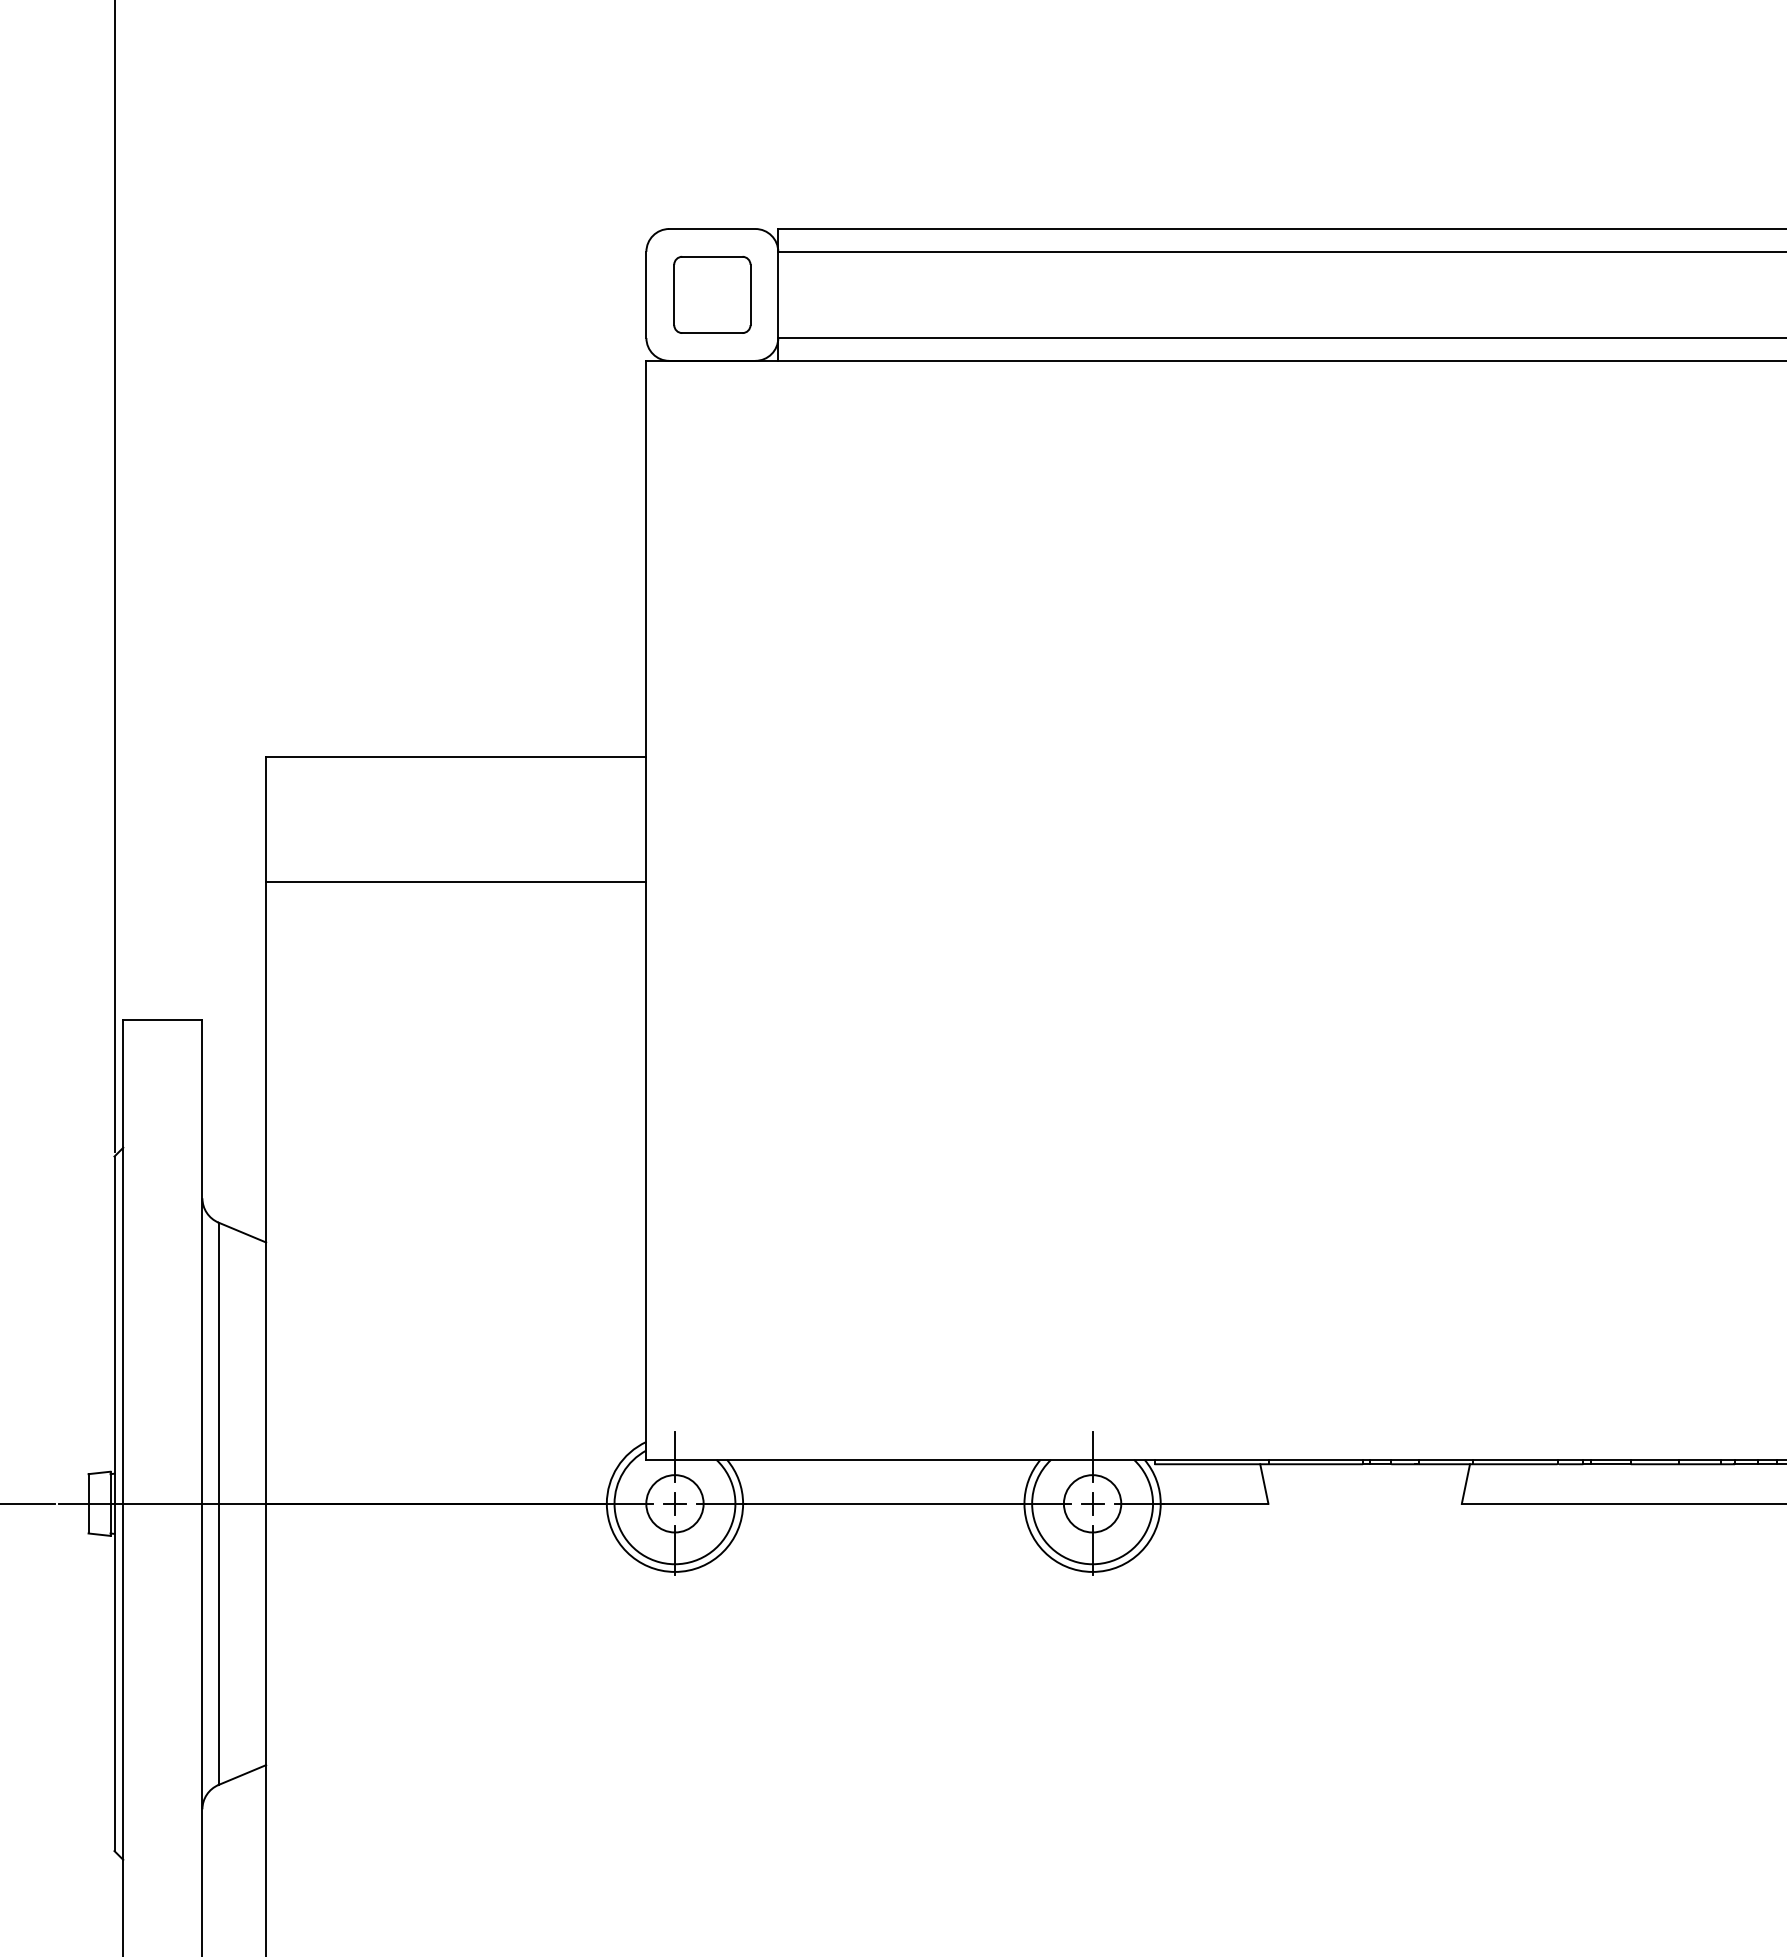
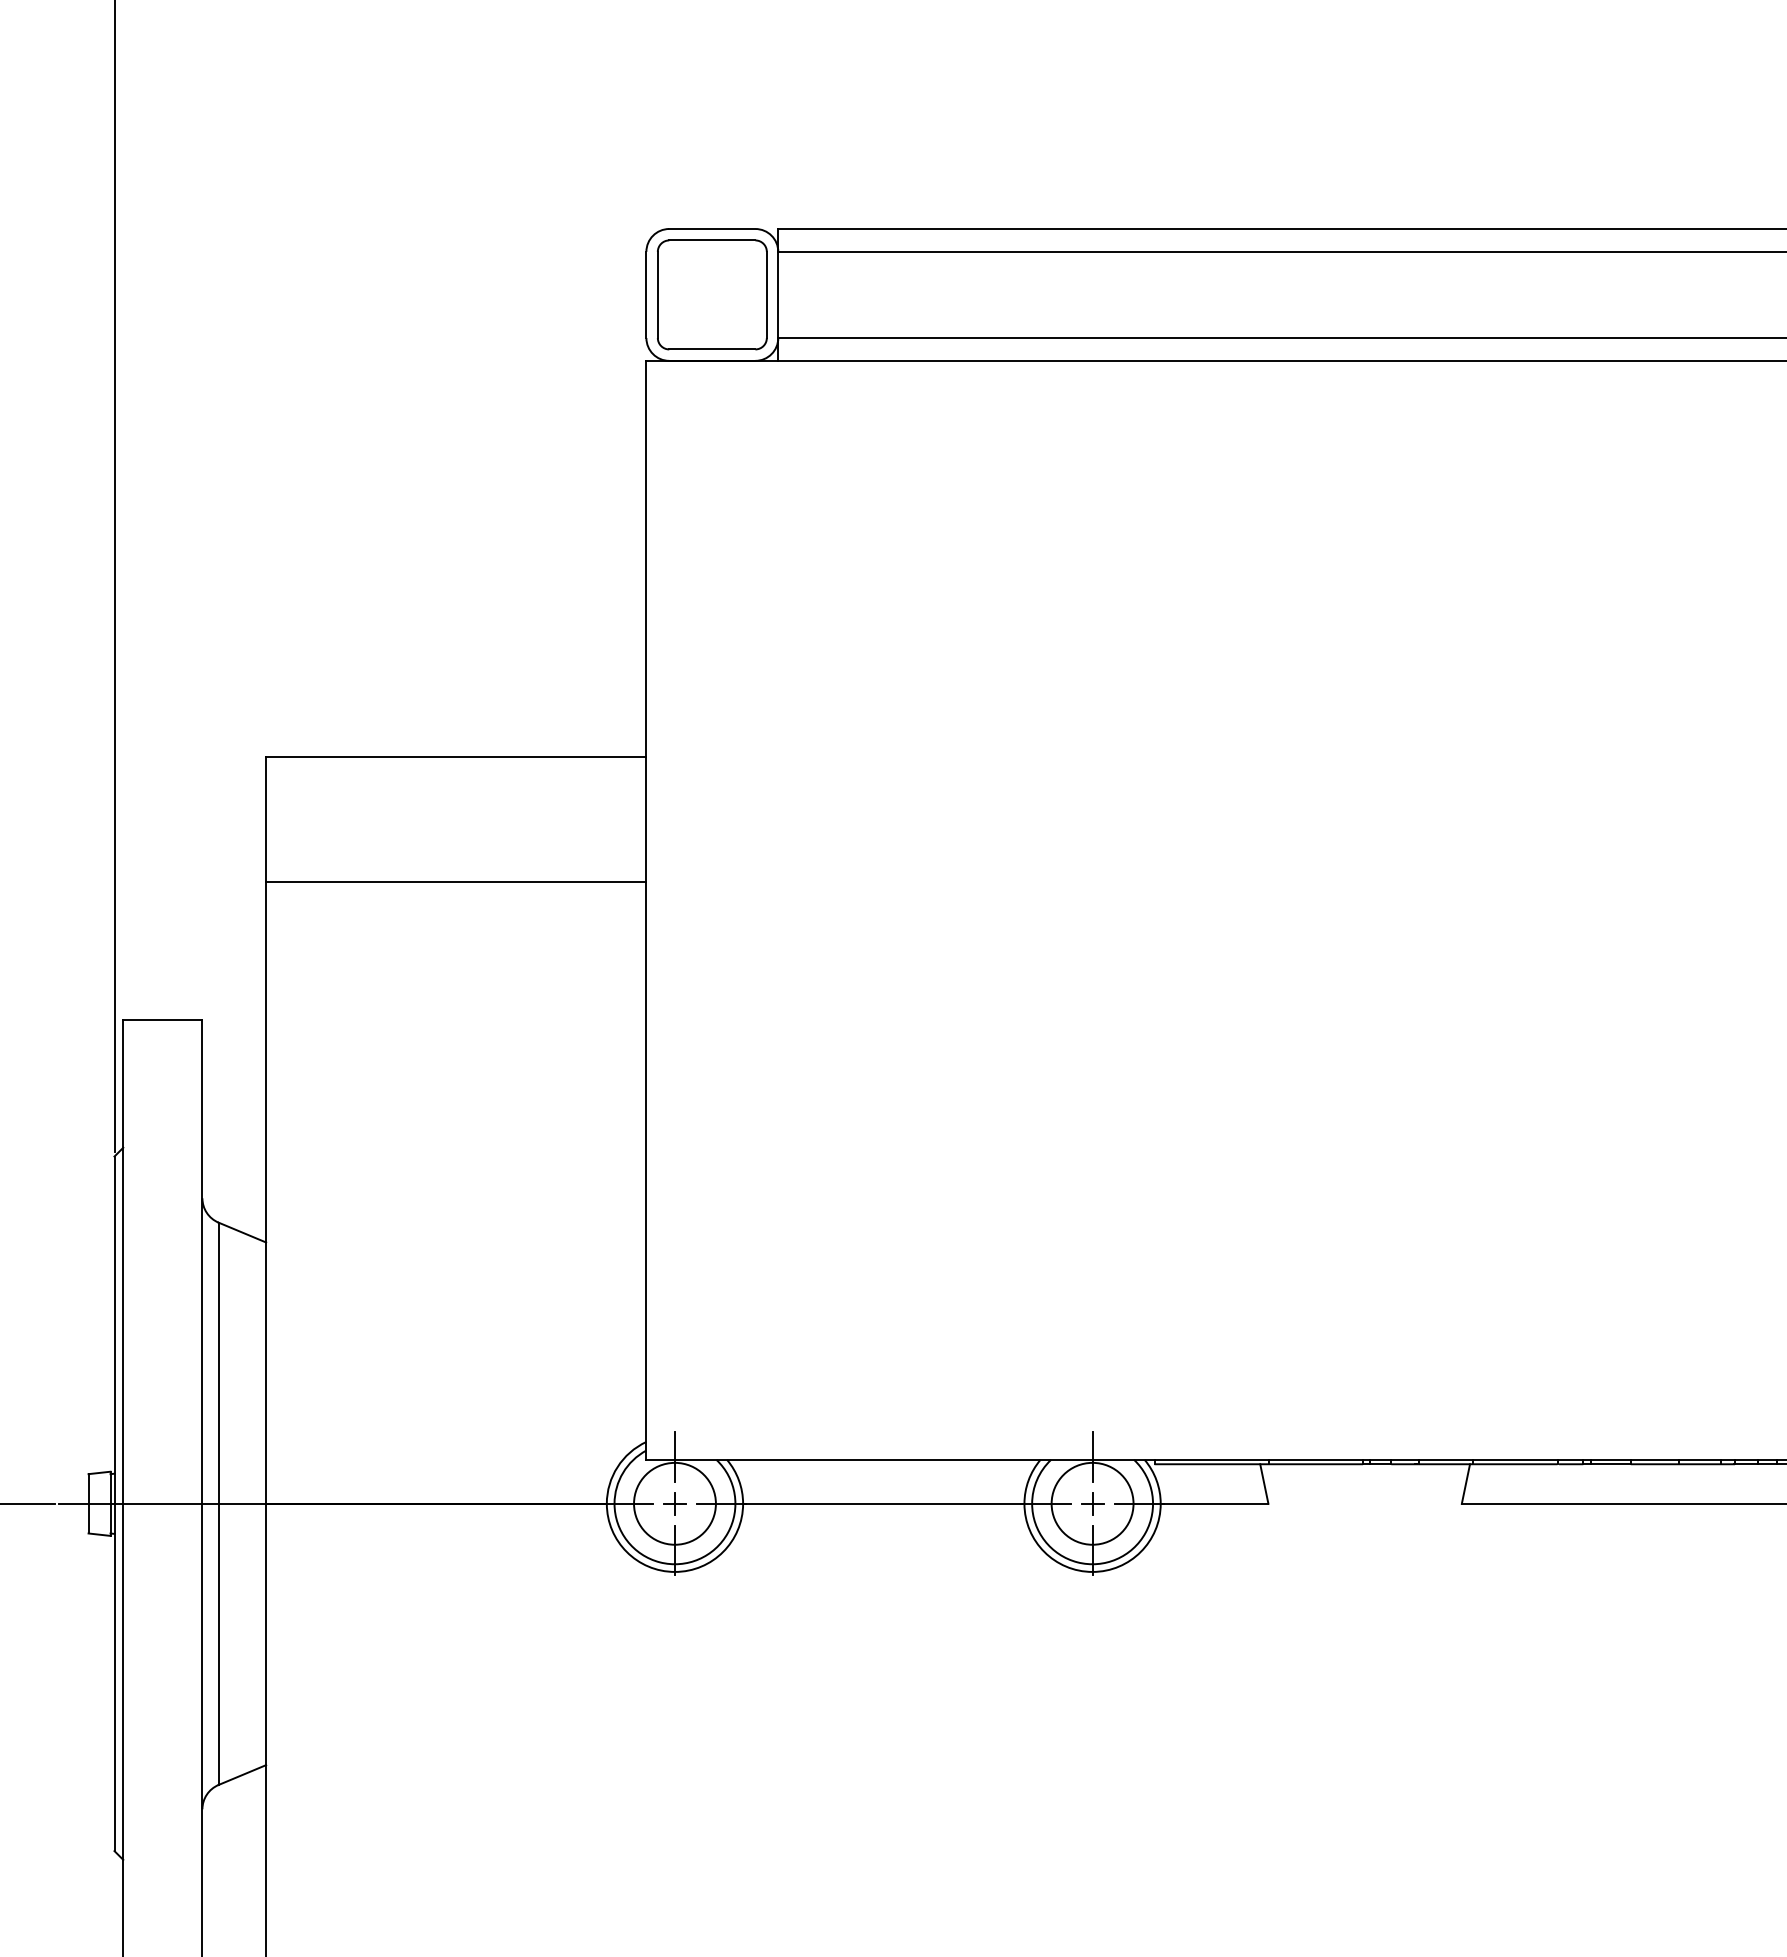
part size: 79x78 px -> 111x112 px (712, 294)
circle diameter: 57 px -> 82 px (674, 1503)
circle diameter: 57 px -> 82 px (1092, 1503)
